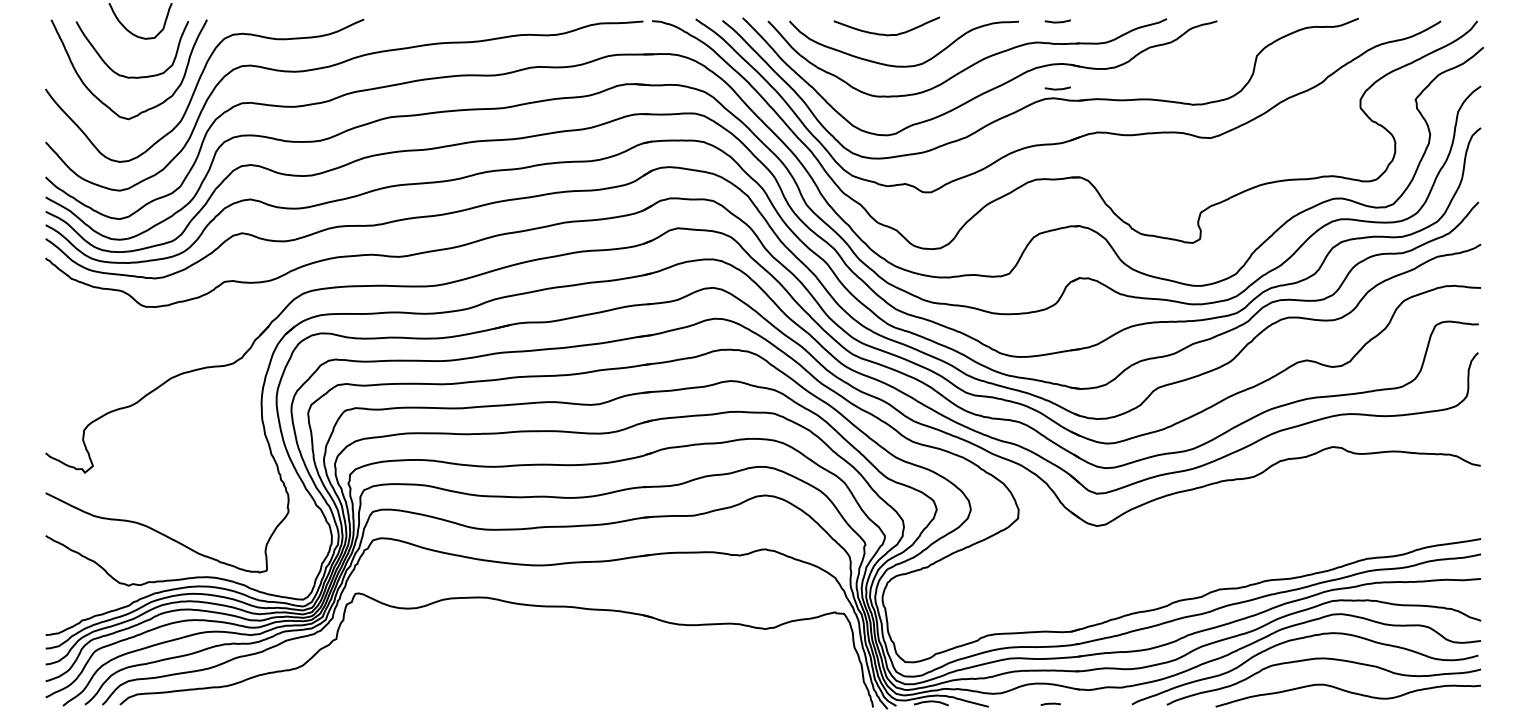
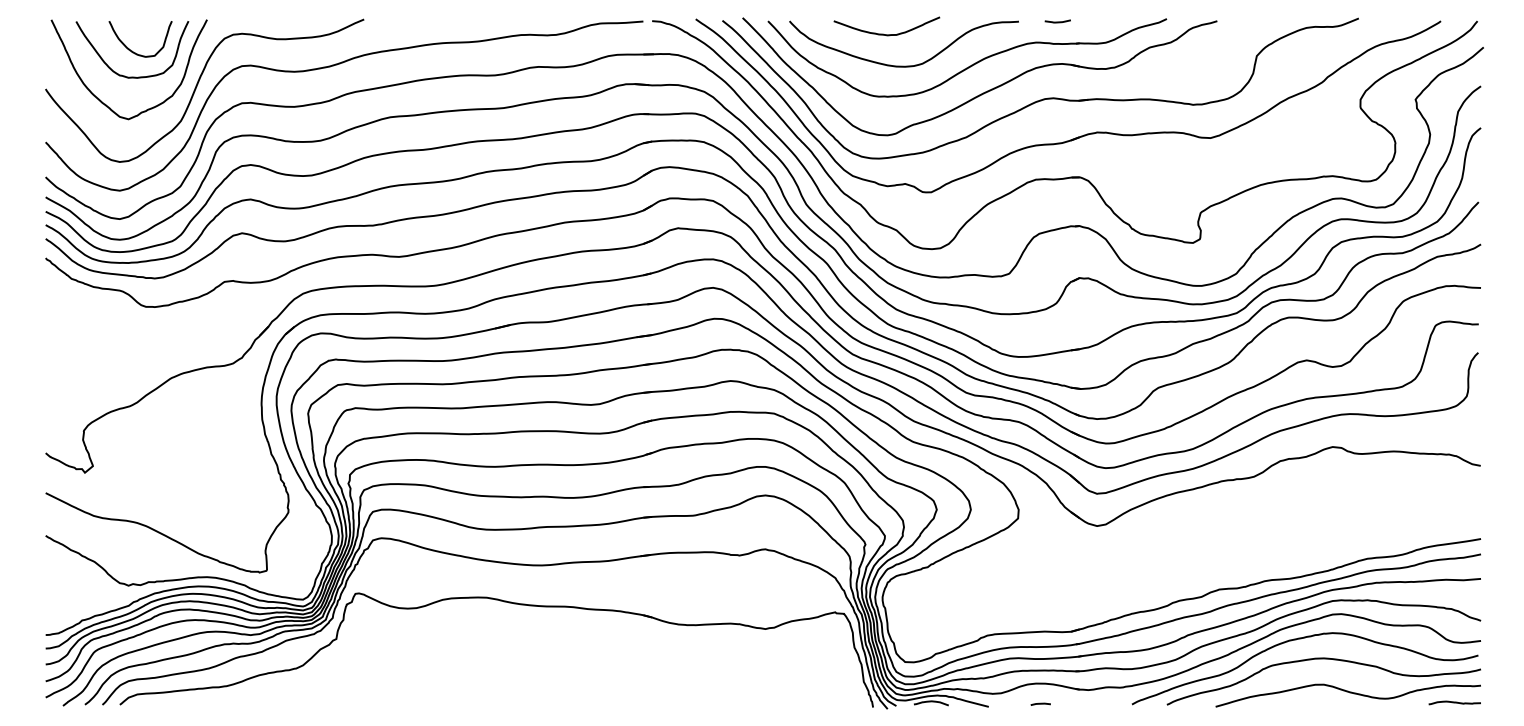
curve position: (132, 32) -> (132, 50) (132, 50)
curve: present -> none (1057, 88)
curve: none -> present (1454, 702)
line position: (1050, 703) -> (1040, 703) (1040, 703)
